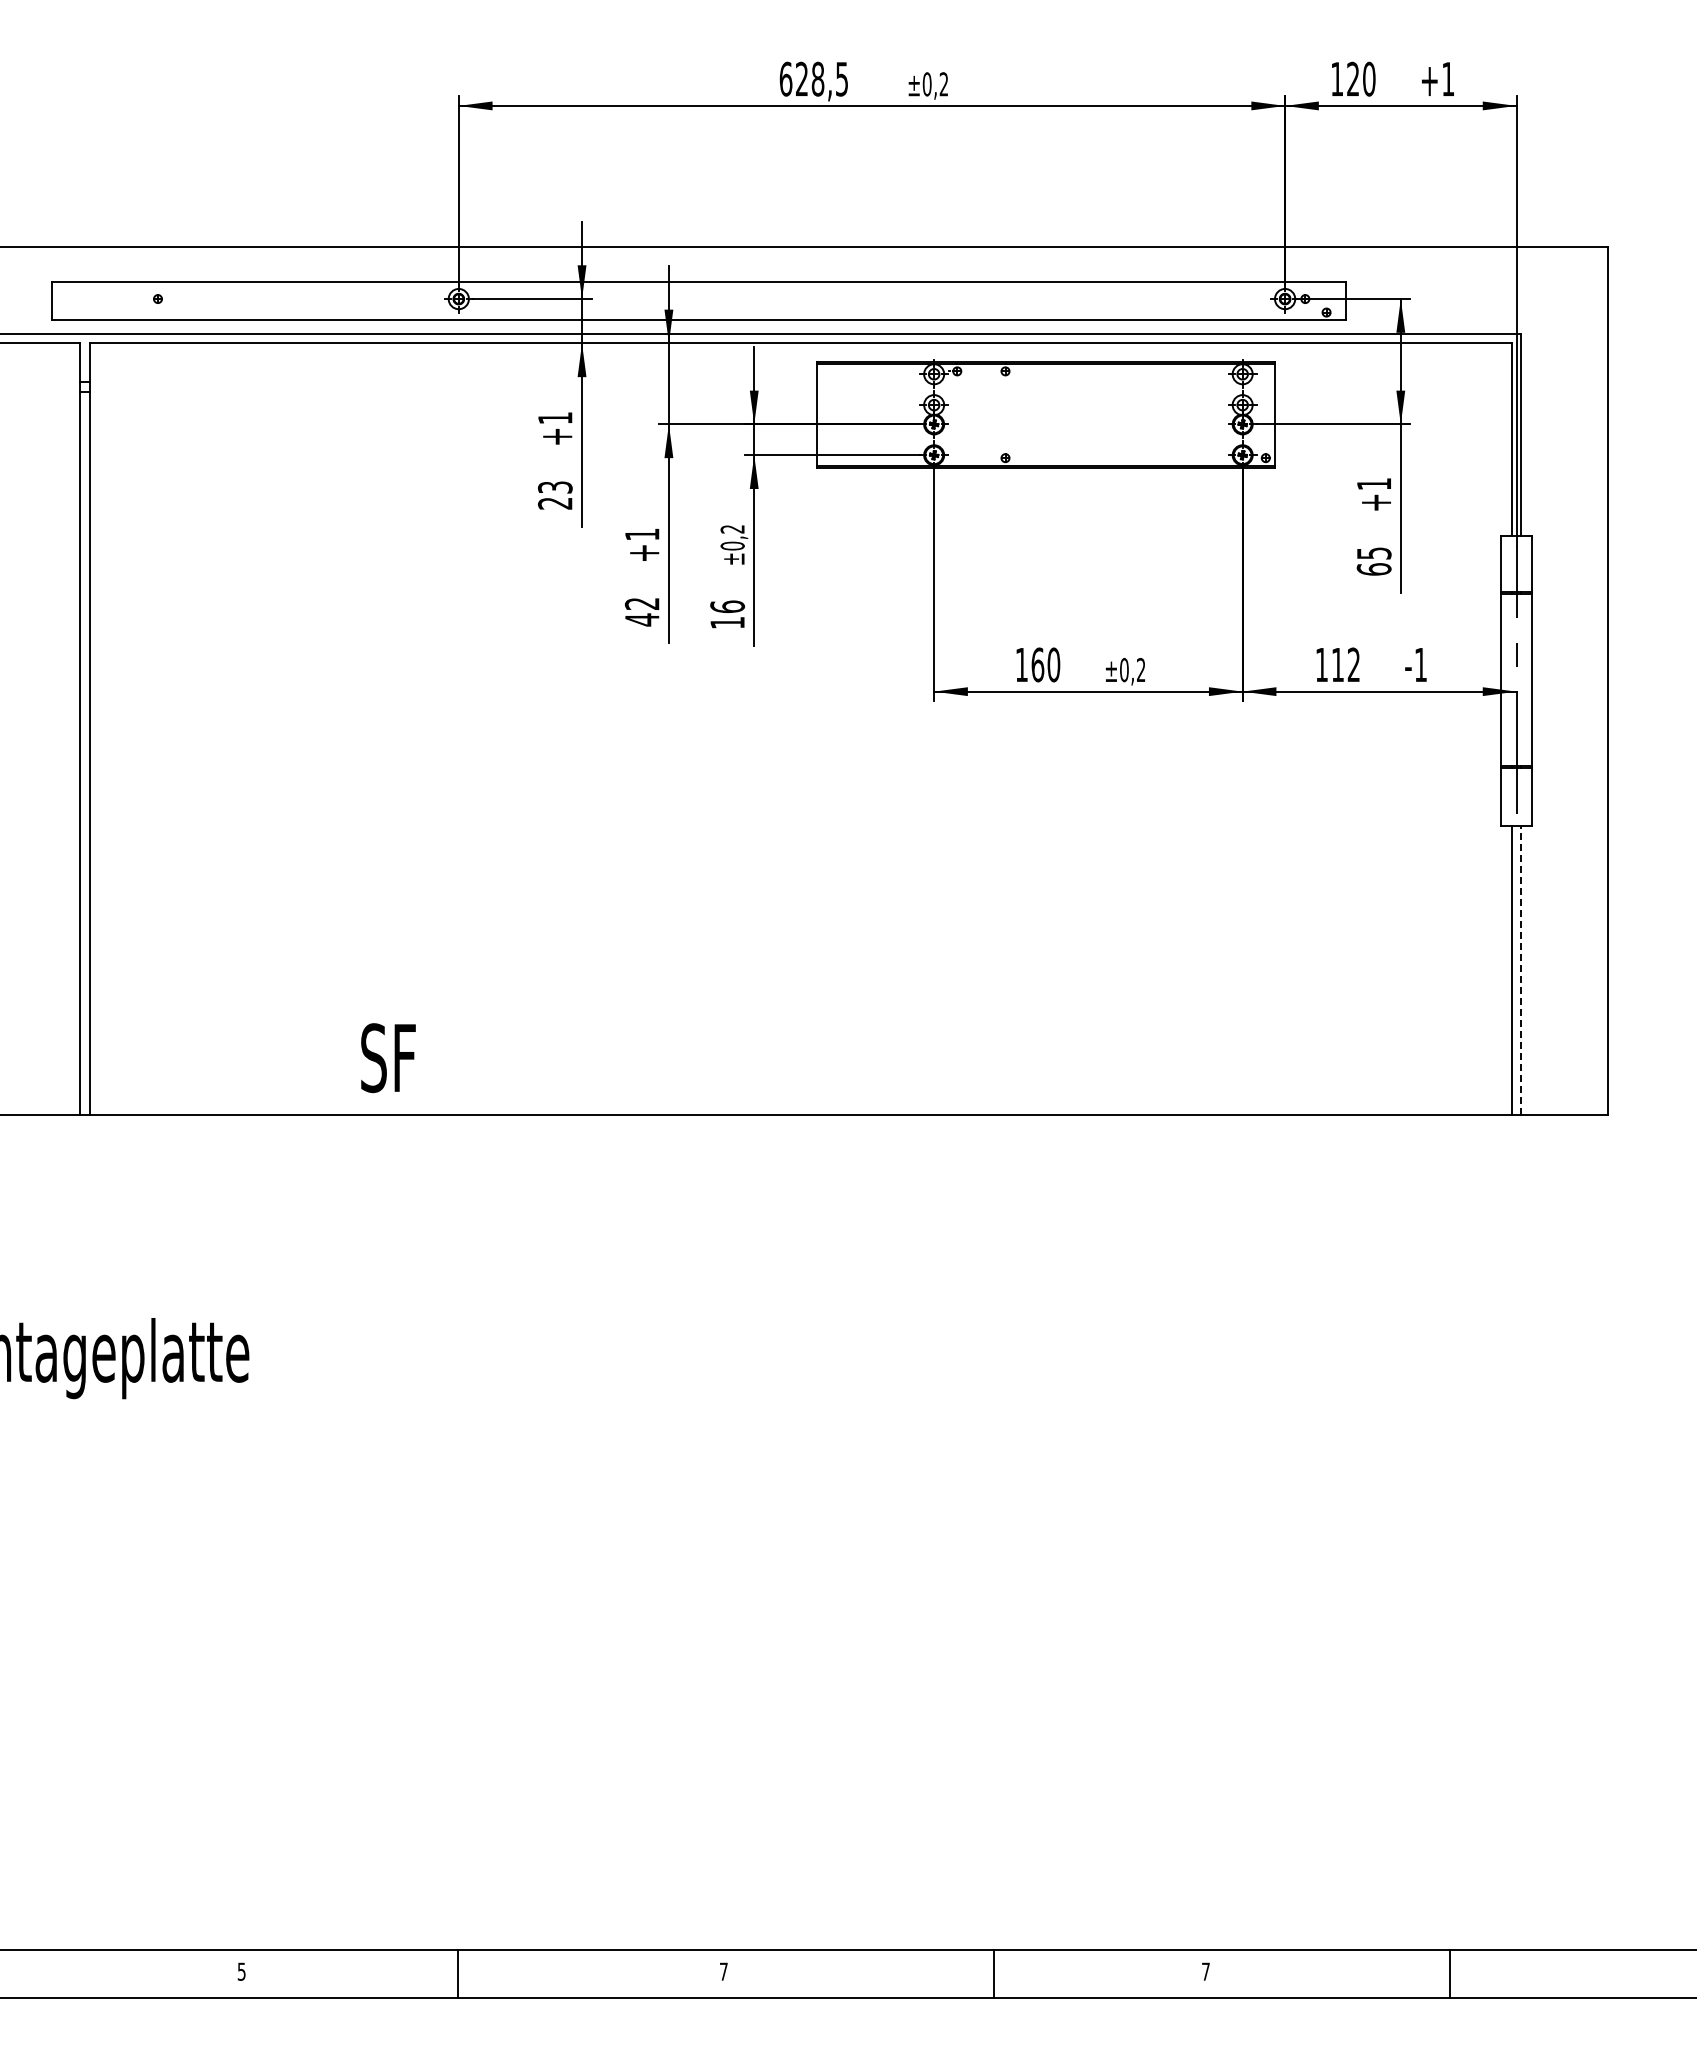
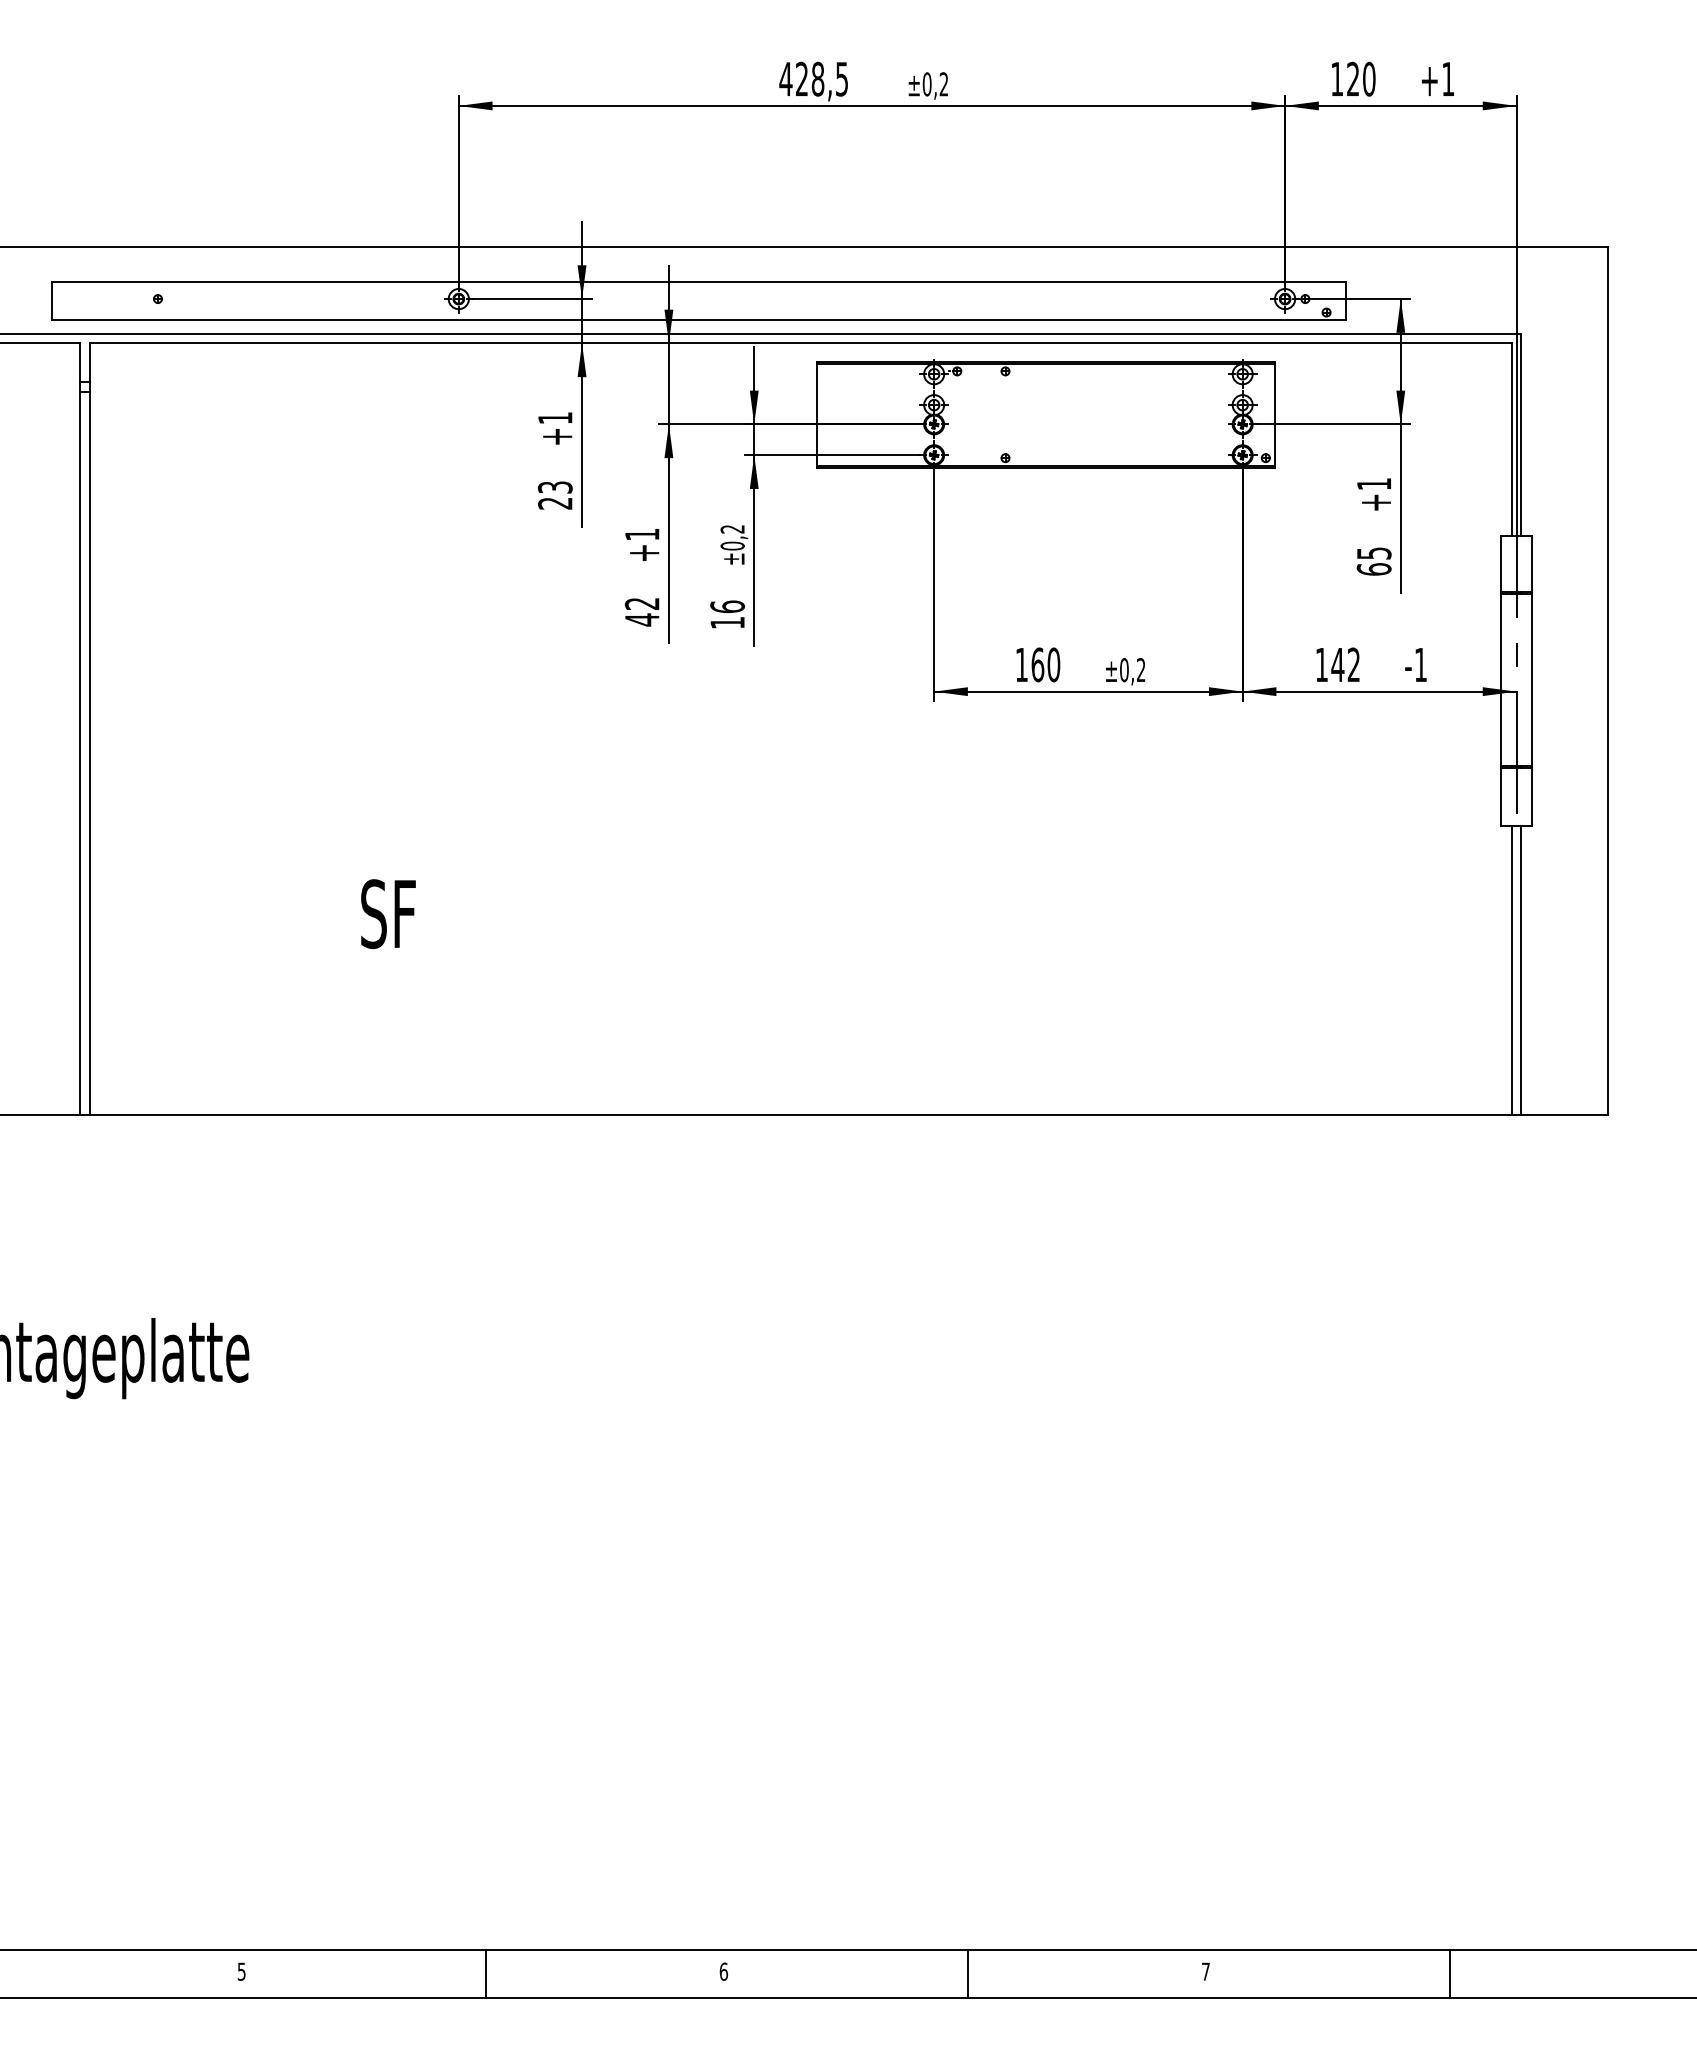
text: 628,5 -> 428,5 (785, 78)
text: 112 -> 142 (1337, 664)
line: dashed -> solid (1521, 970)
text position: (388, 1058) -> (388, 914) (388, 914)
text: 7 -> 6 (723, 1971)
line position: (457, 1973) -> (485, 1973) (485, 1973)
line position: (993, 1973) -> (967, 1973) (967, 1973)
